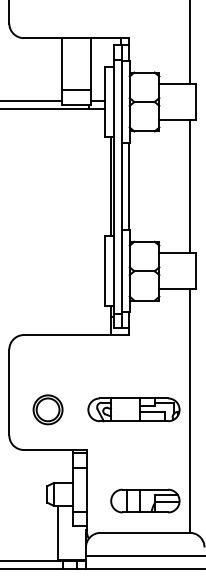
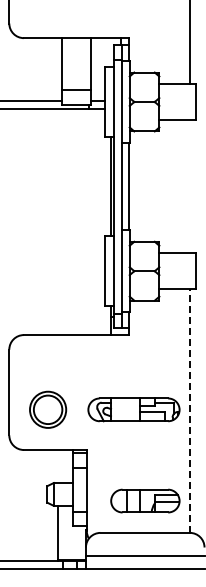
line: present -> none (189, 186)
part size: 32x32 px -> 39x39 px (48, 409)
line: solid -> dashed (189, 411)
